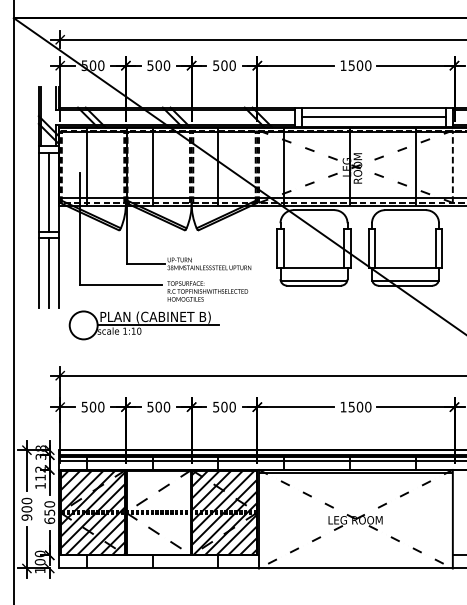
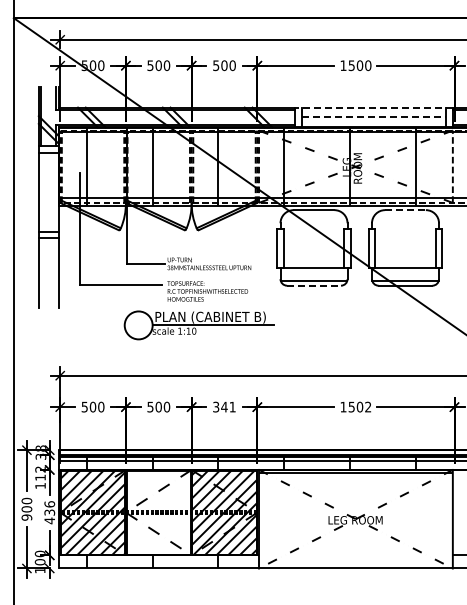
line: solid -> dashed (373, 107)
line: solid -> dashed (374, 117)
line: present -> none (48, 191)
line: solid -> dashed (406, 210)
line: present -> none (48, 273)
line: solid -> dashed (314, 285)
part position: (143, 325) -> (198, 325) (198, 325)
text: 500 -> 341 (224, 406)
text: 1500 -> 1502 (368, 406)
text: 650 -> 436 (49, 512)
